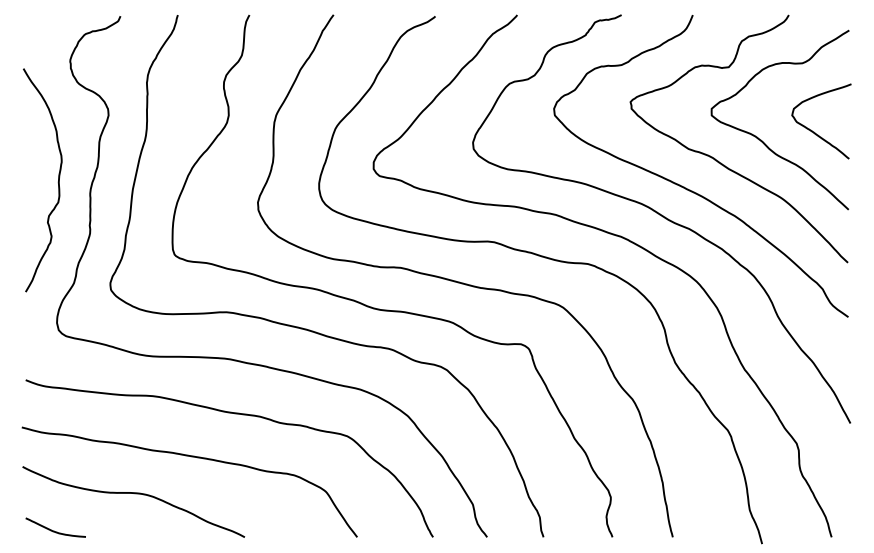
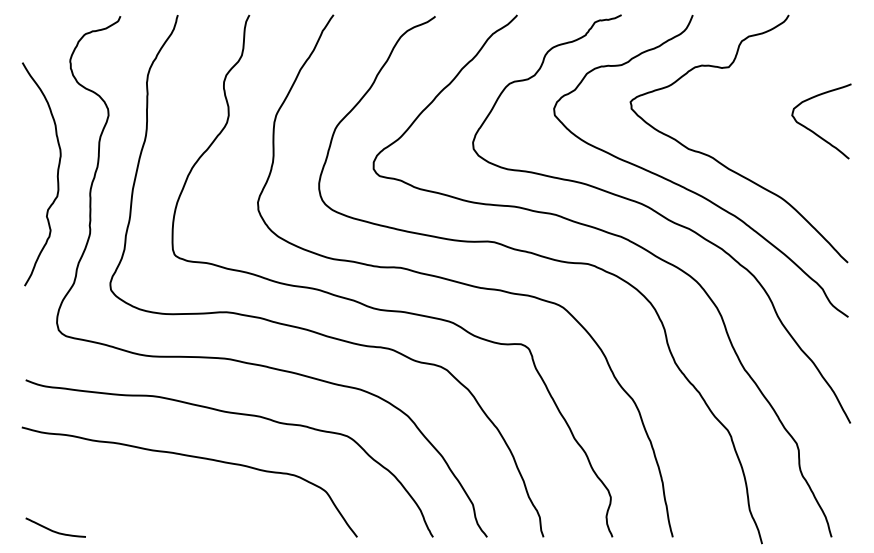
curve: present -> none (761, 139)
curve position: (57, 182) -> (56, 176) (56, 176)
curve: present -> none (134, 494)
